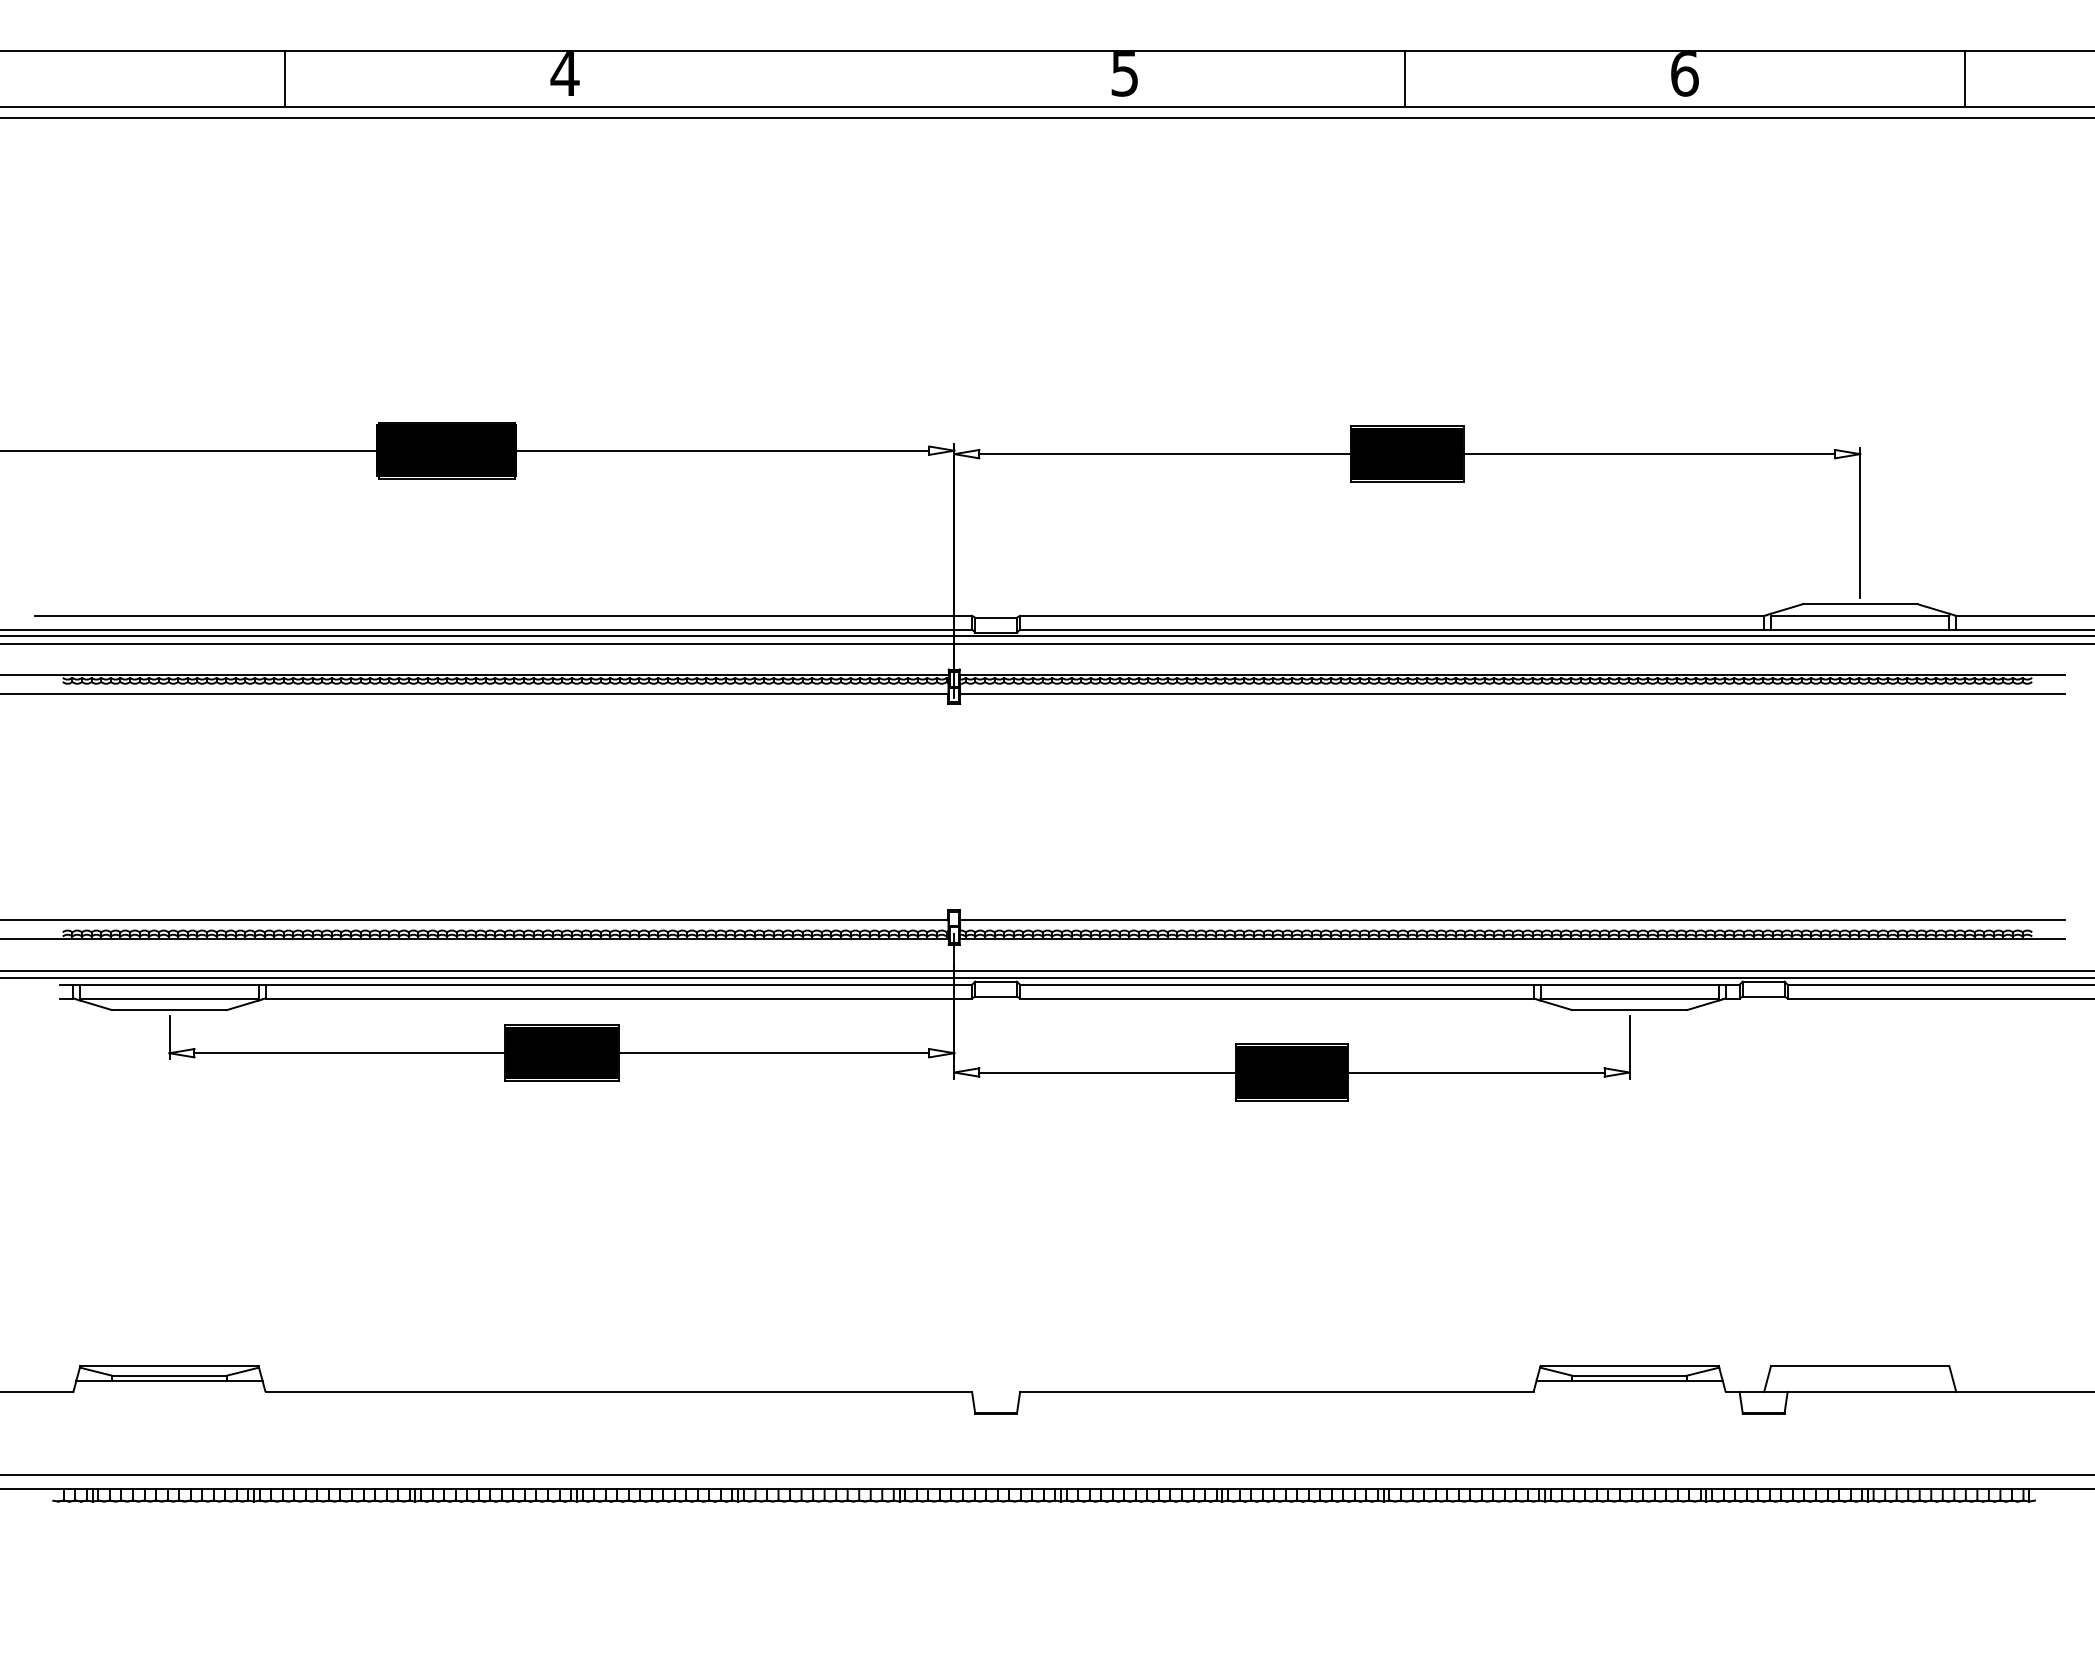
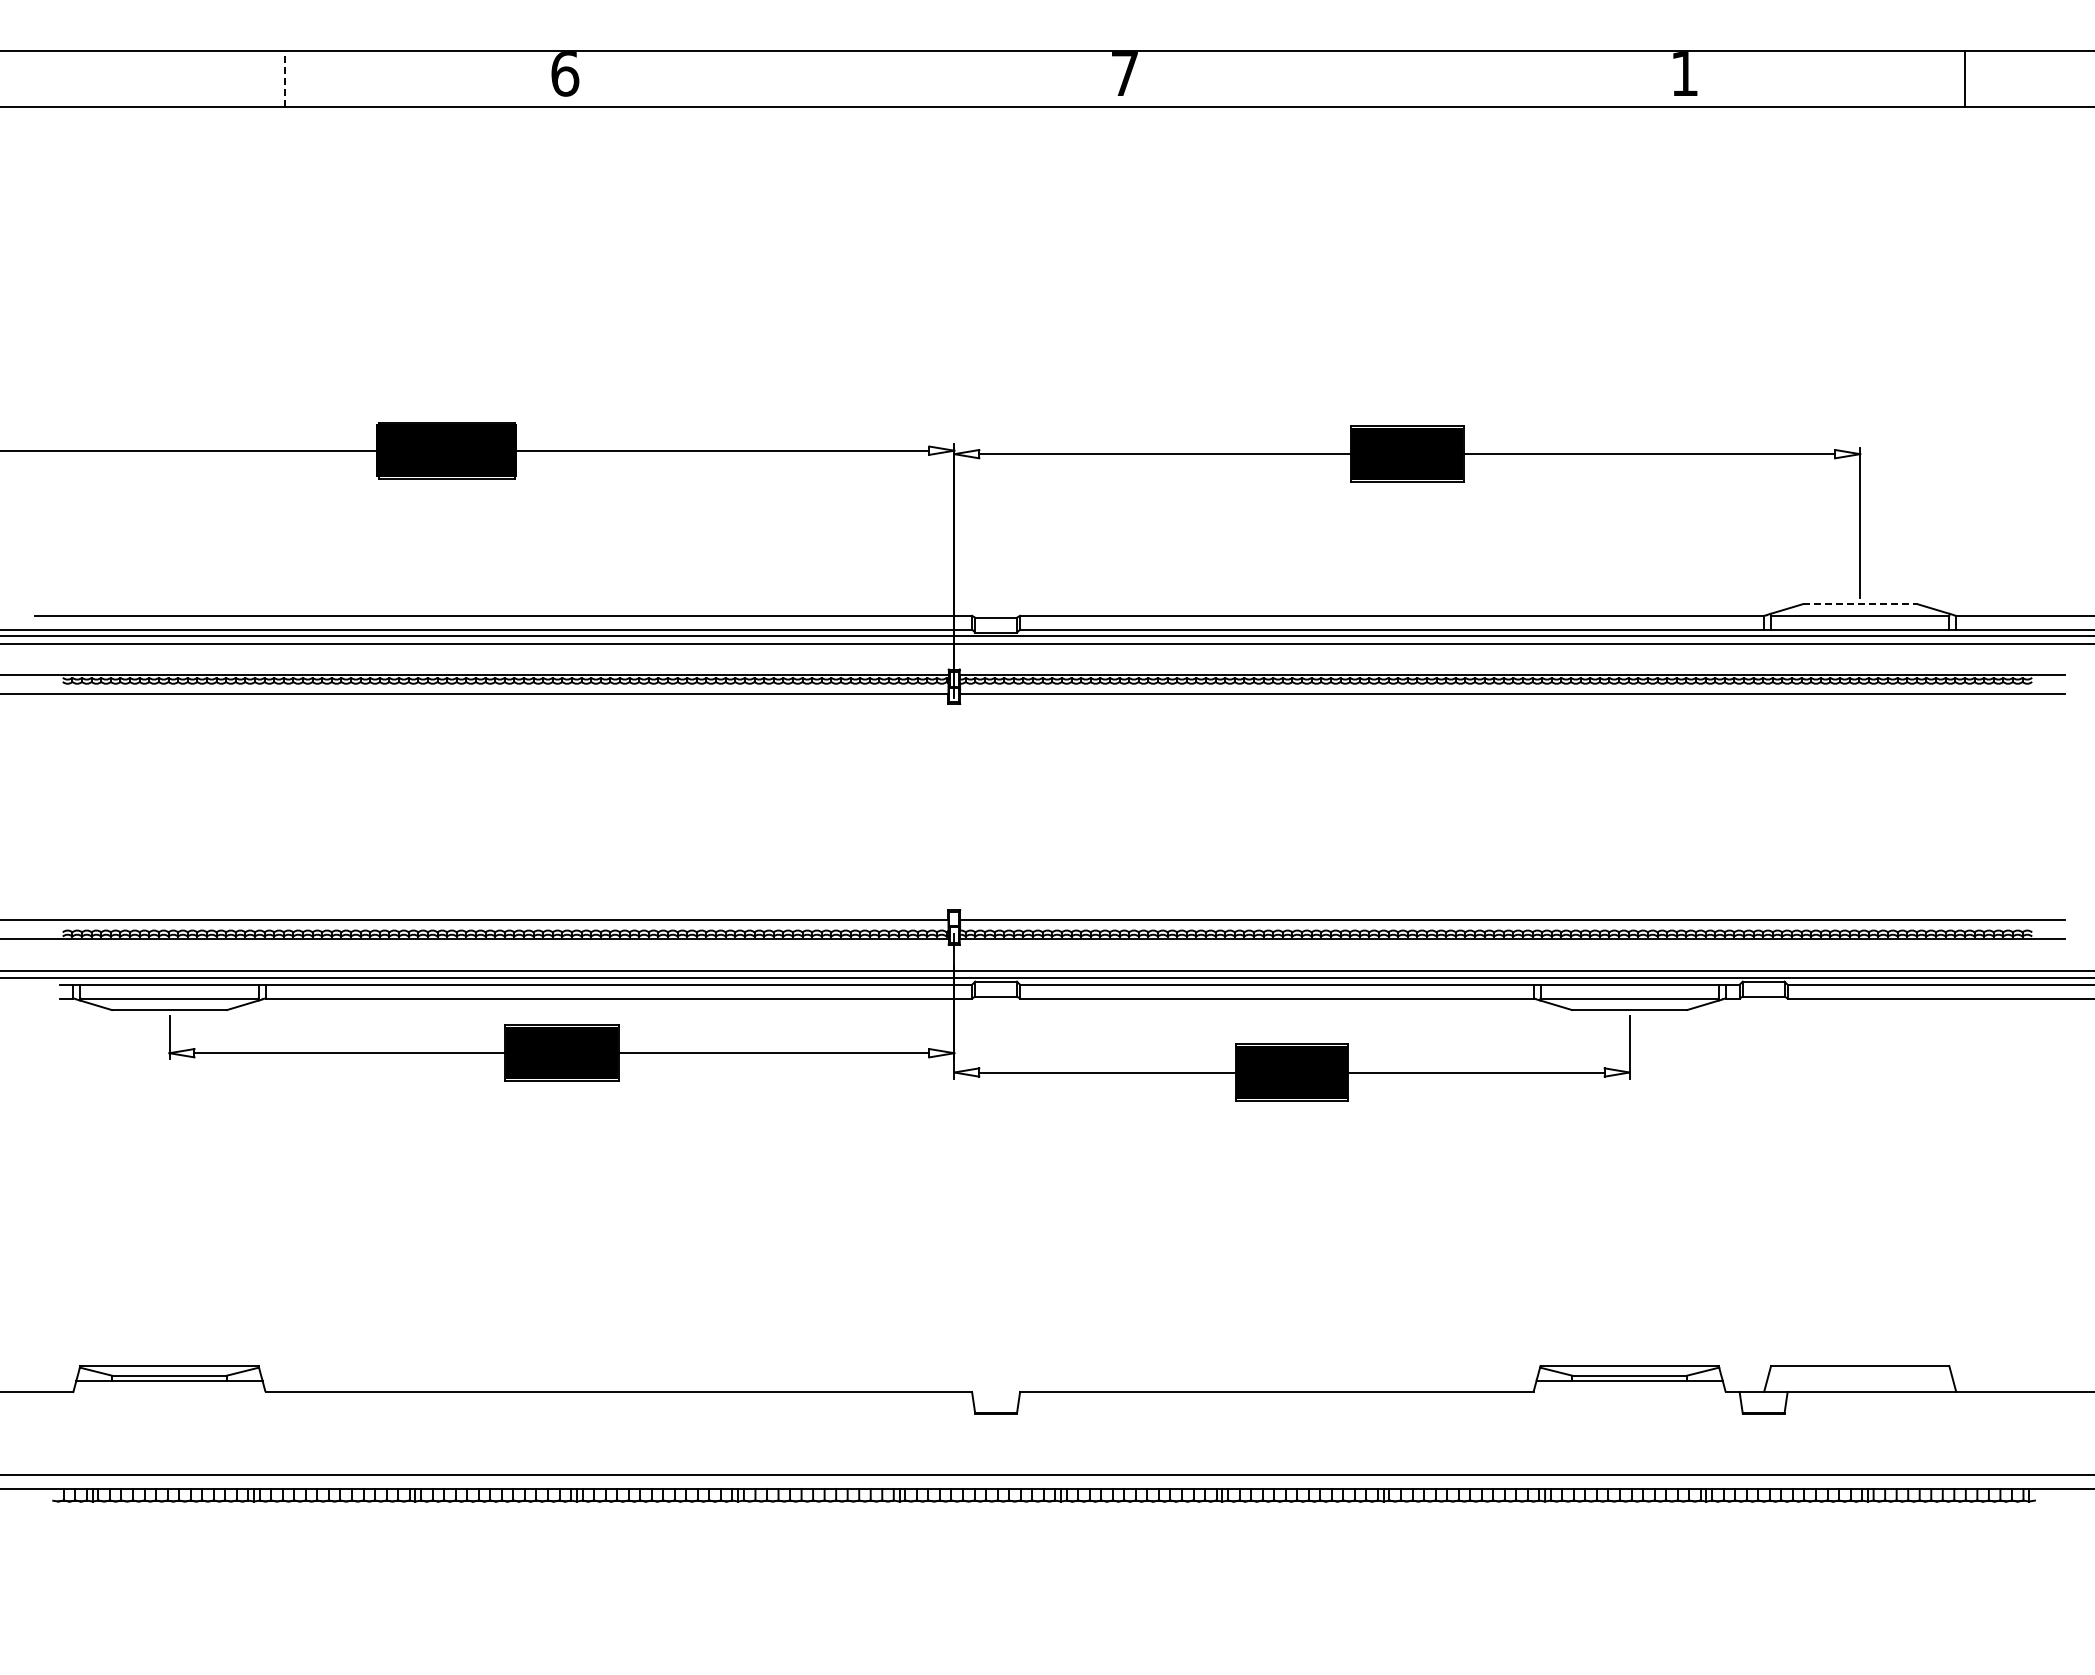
text: 4 -> 6 (564, 74)
text: 5 -> 7 (1124, 74)
text: 6 -> 1 (1684, 74)
line: solid -> dashed (285, 79)
line: present -> none (1404, 79)
line: present -> none (1046, 118)
line: solid -> dashed (1860, 604)
